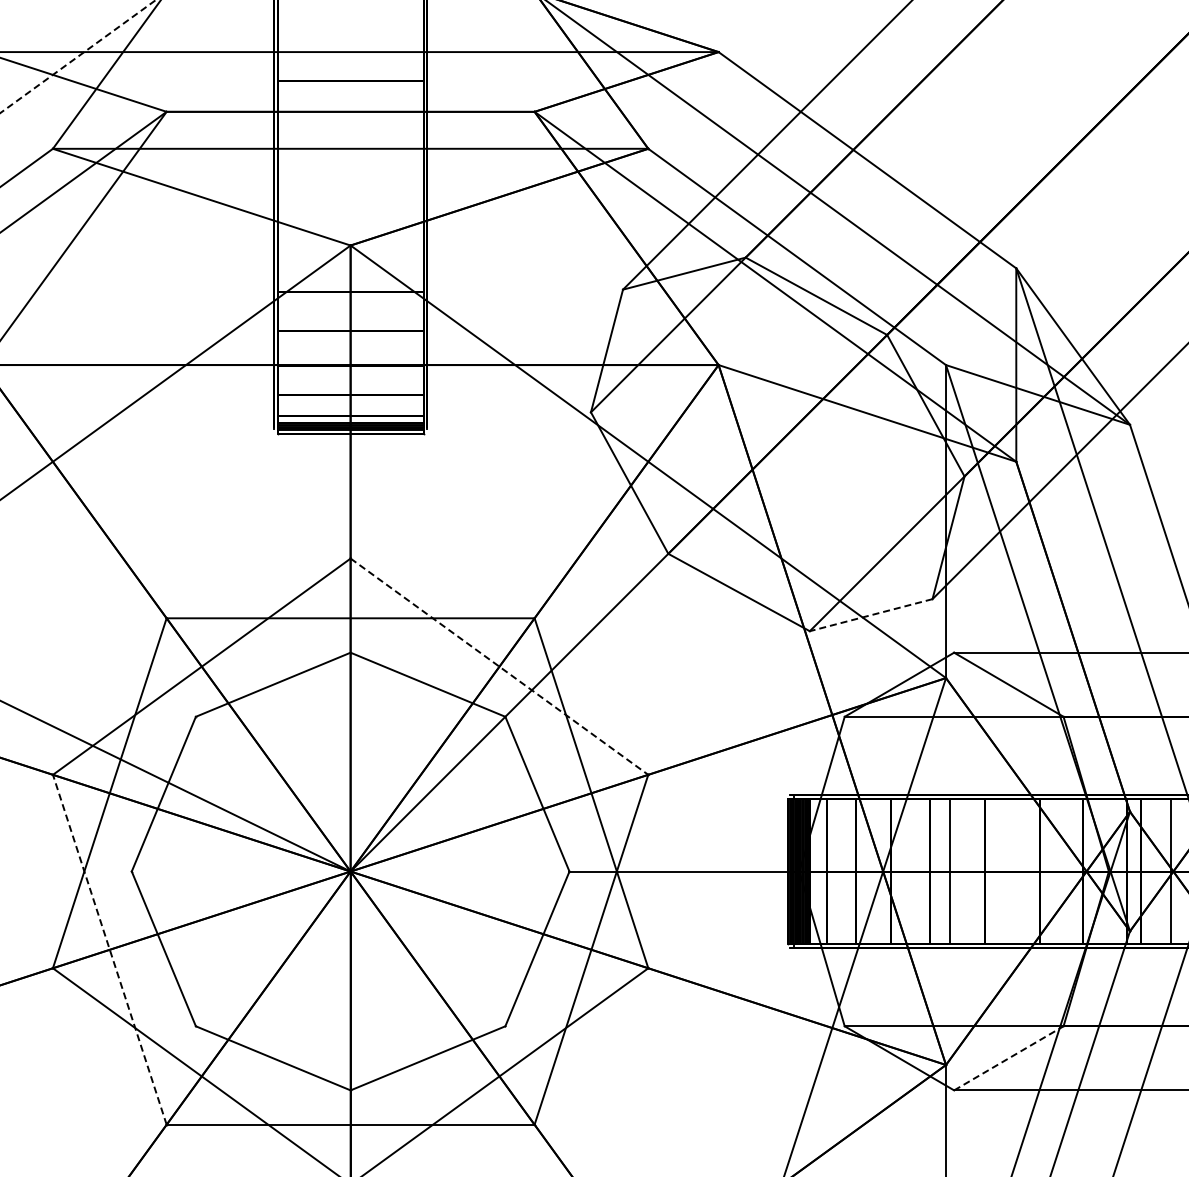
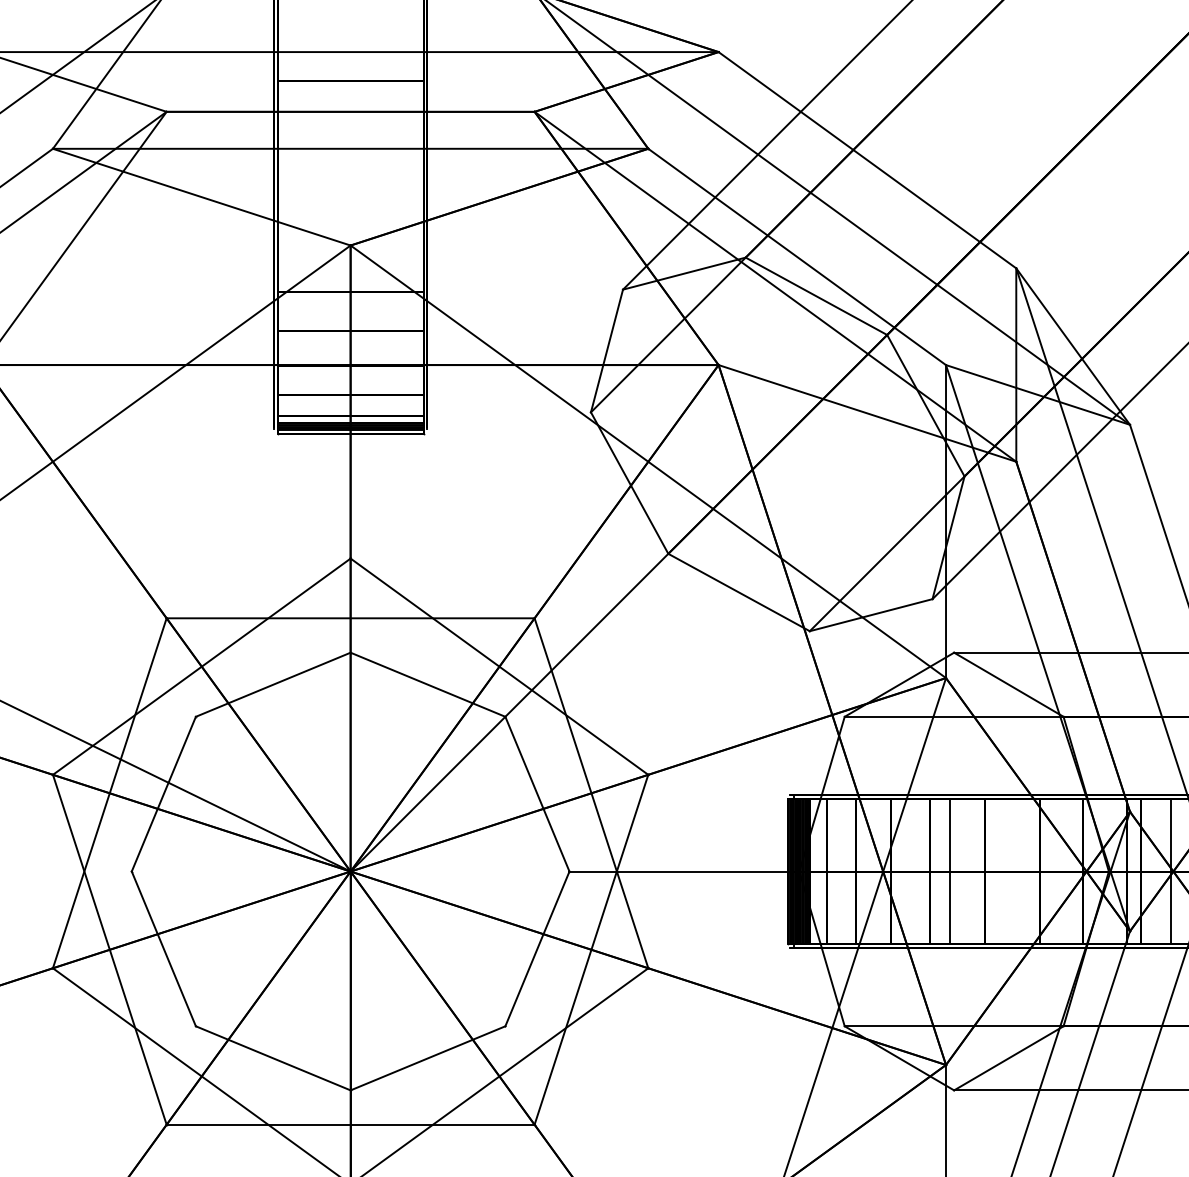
line: dashed -> solid (78, 56)
line: dashed -> solid (870, 615)
line: dashed -> solid (499, 666)
line: dashed -> solid (109, 949)
line: dashed -> solid (1009, 1058)
